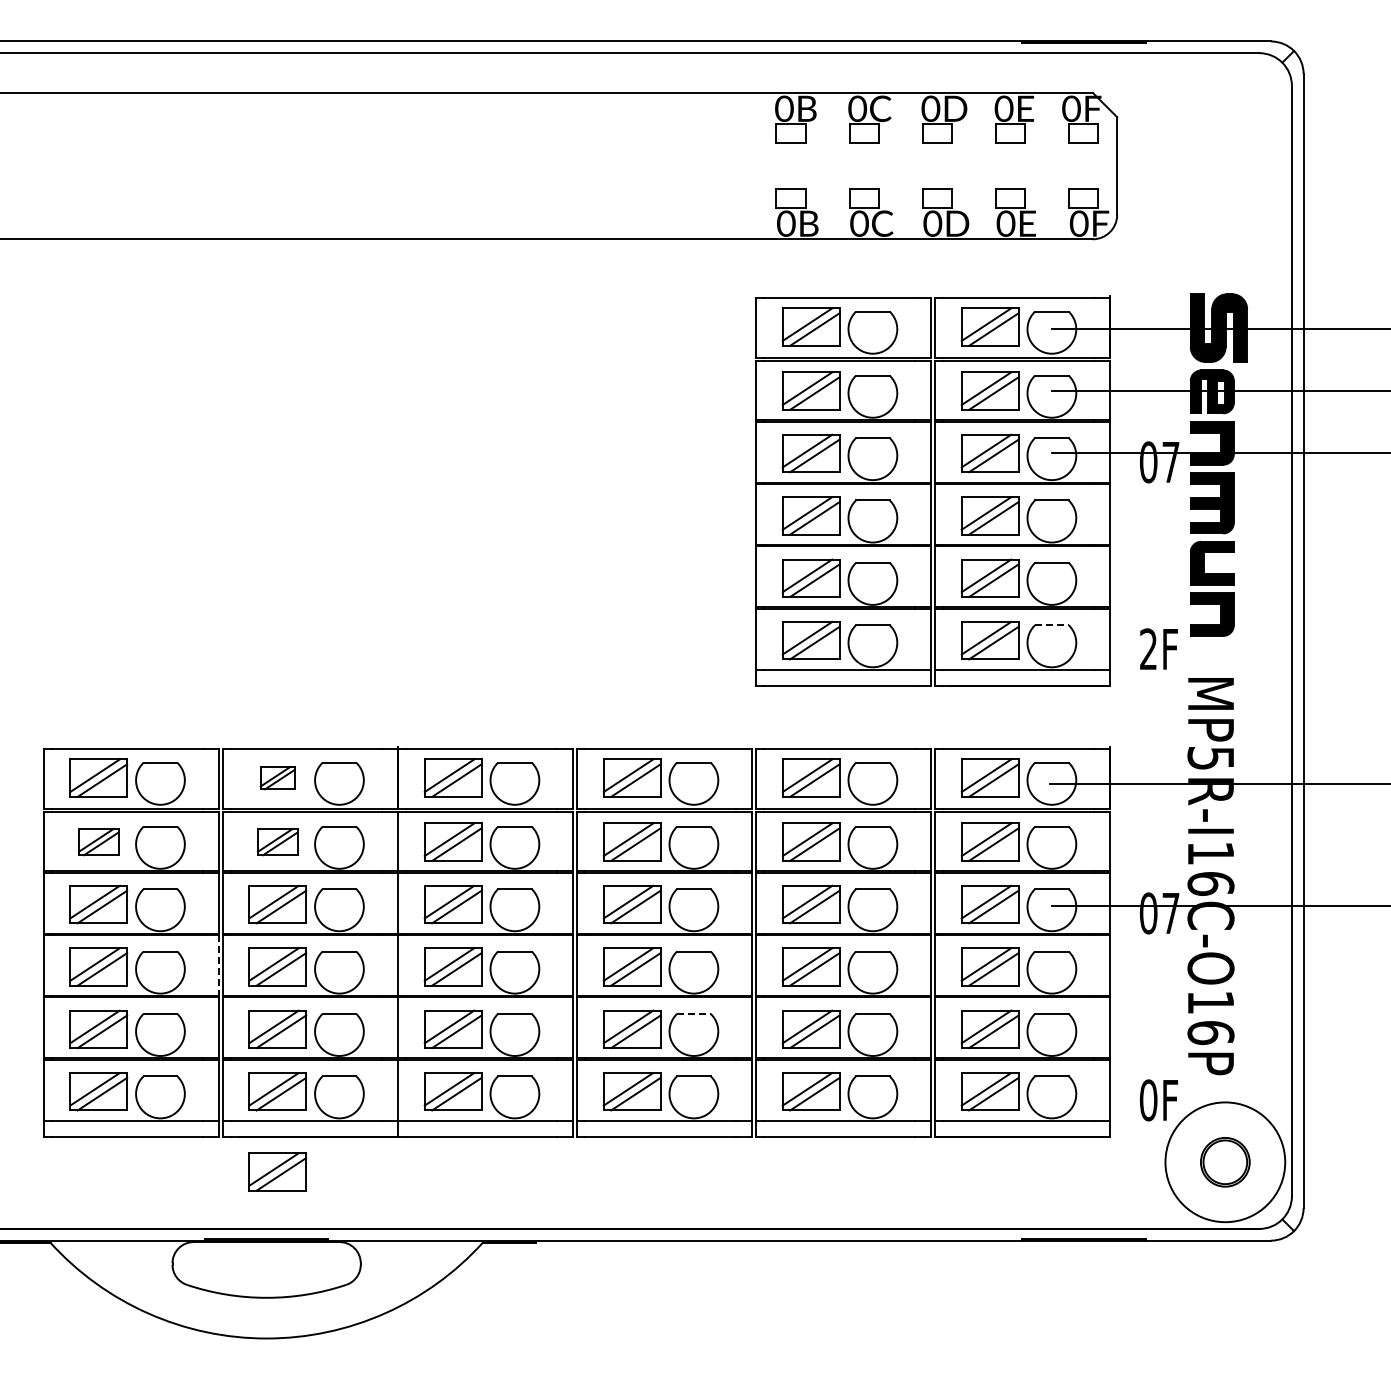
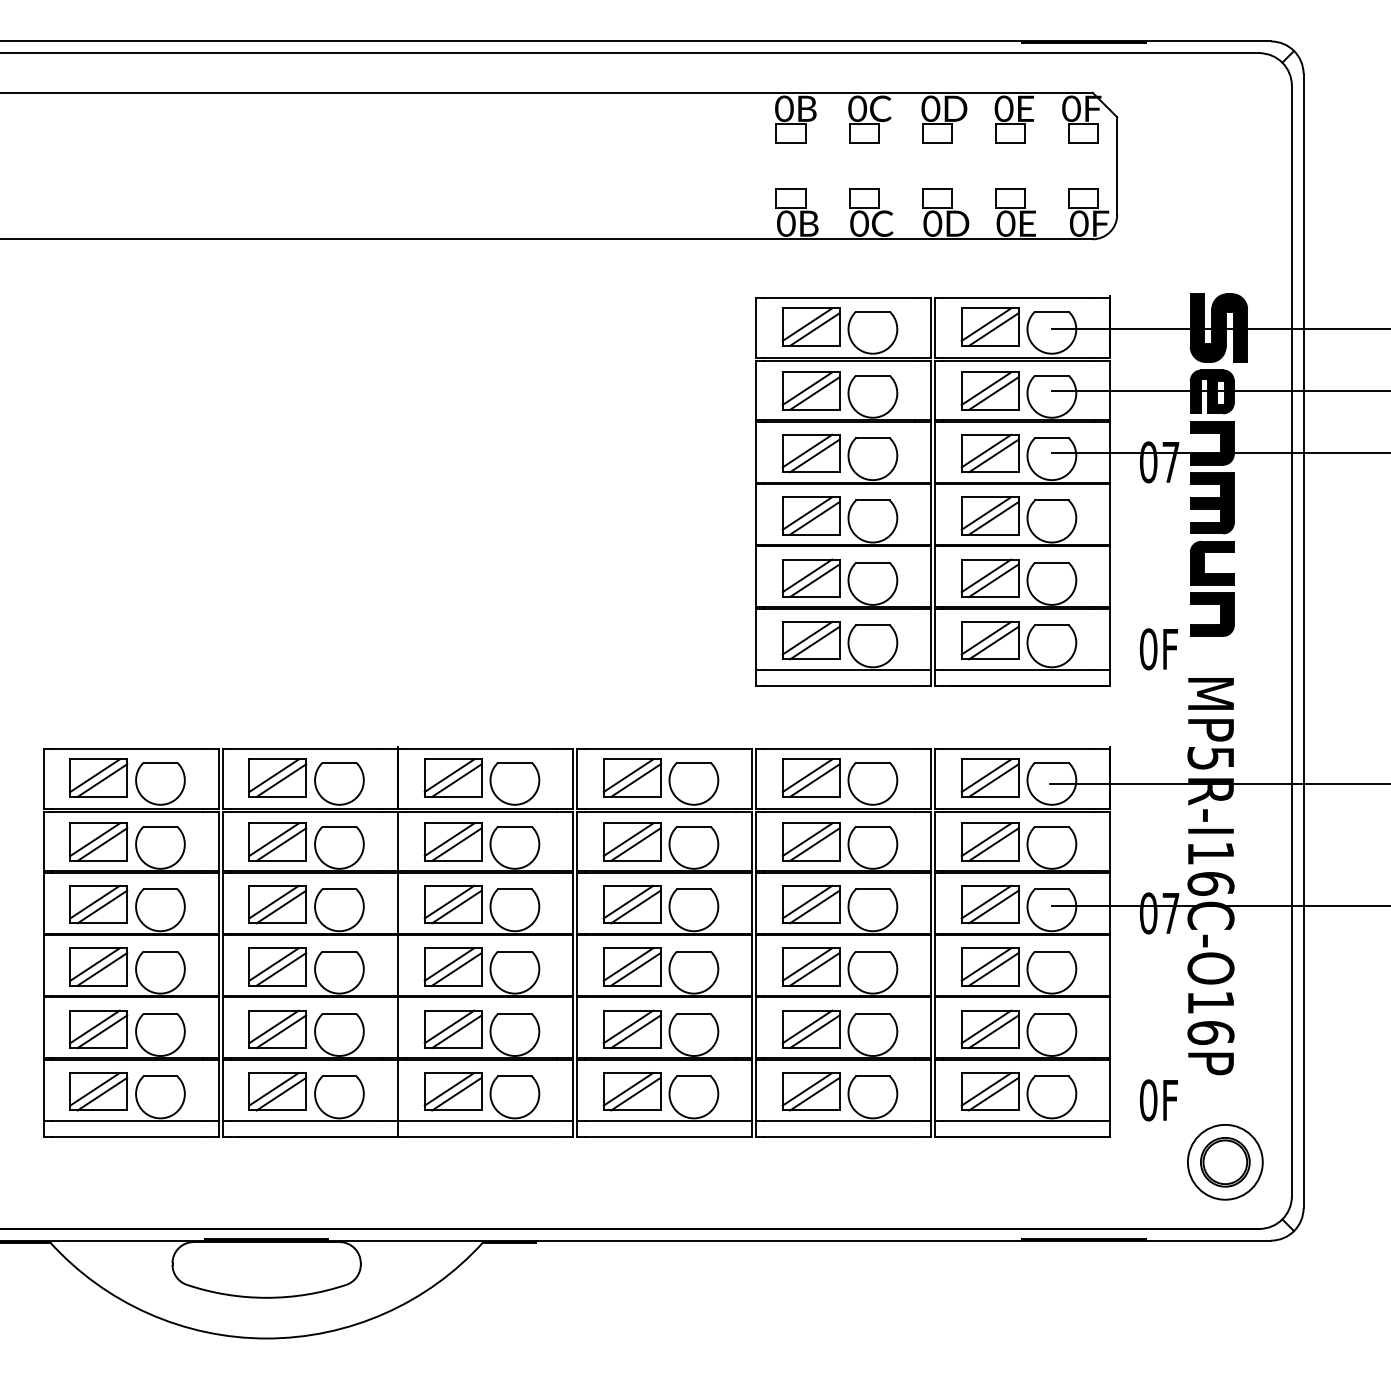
line: dashed -> solid (1051, 625)
text: 2F -> 0F (1148, 649)
part size: 37x26 px -> 60x40 px (277, 777)
part size: 43x29 px -> 60x40 px (98, 841)
part size: 43x29 px -> 60x40 px (277, 841)
line: dashed -> solid (218, 965)
line: dashed -> solid (693, 1013)
circle diameter: 120 px -> 75 px (1224, 1161)
part: present -> none (277, 1171)
